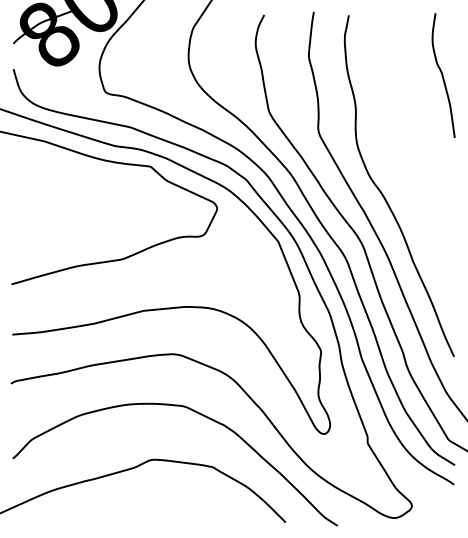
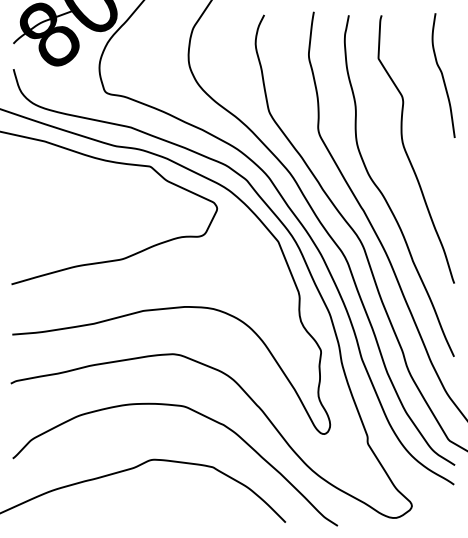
curve: none -> present (407, 152)
